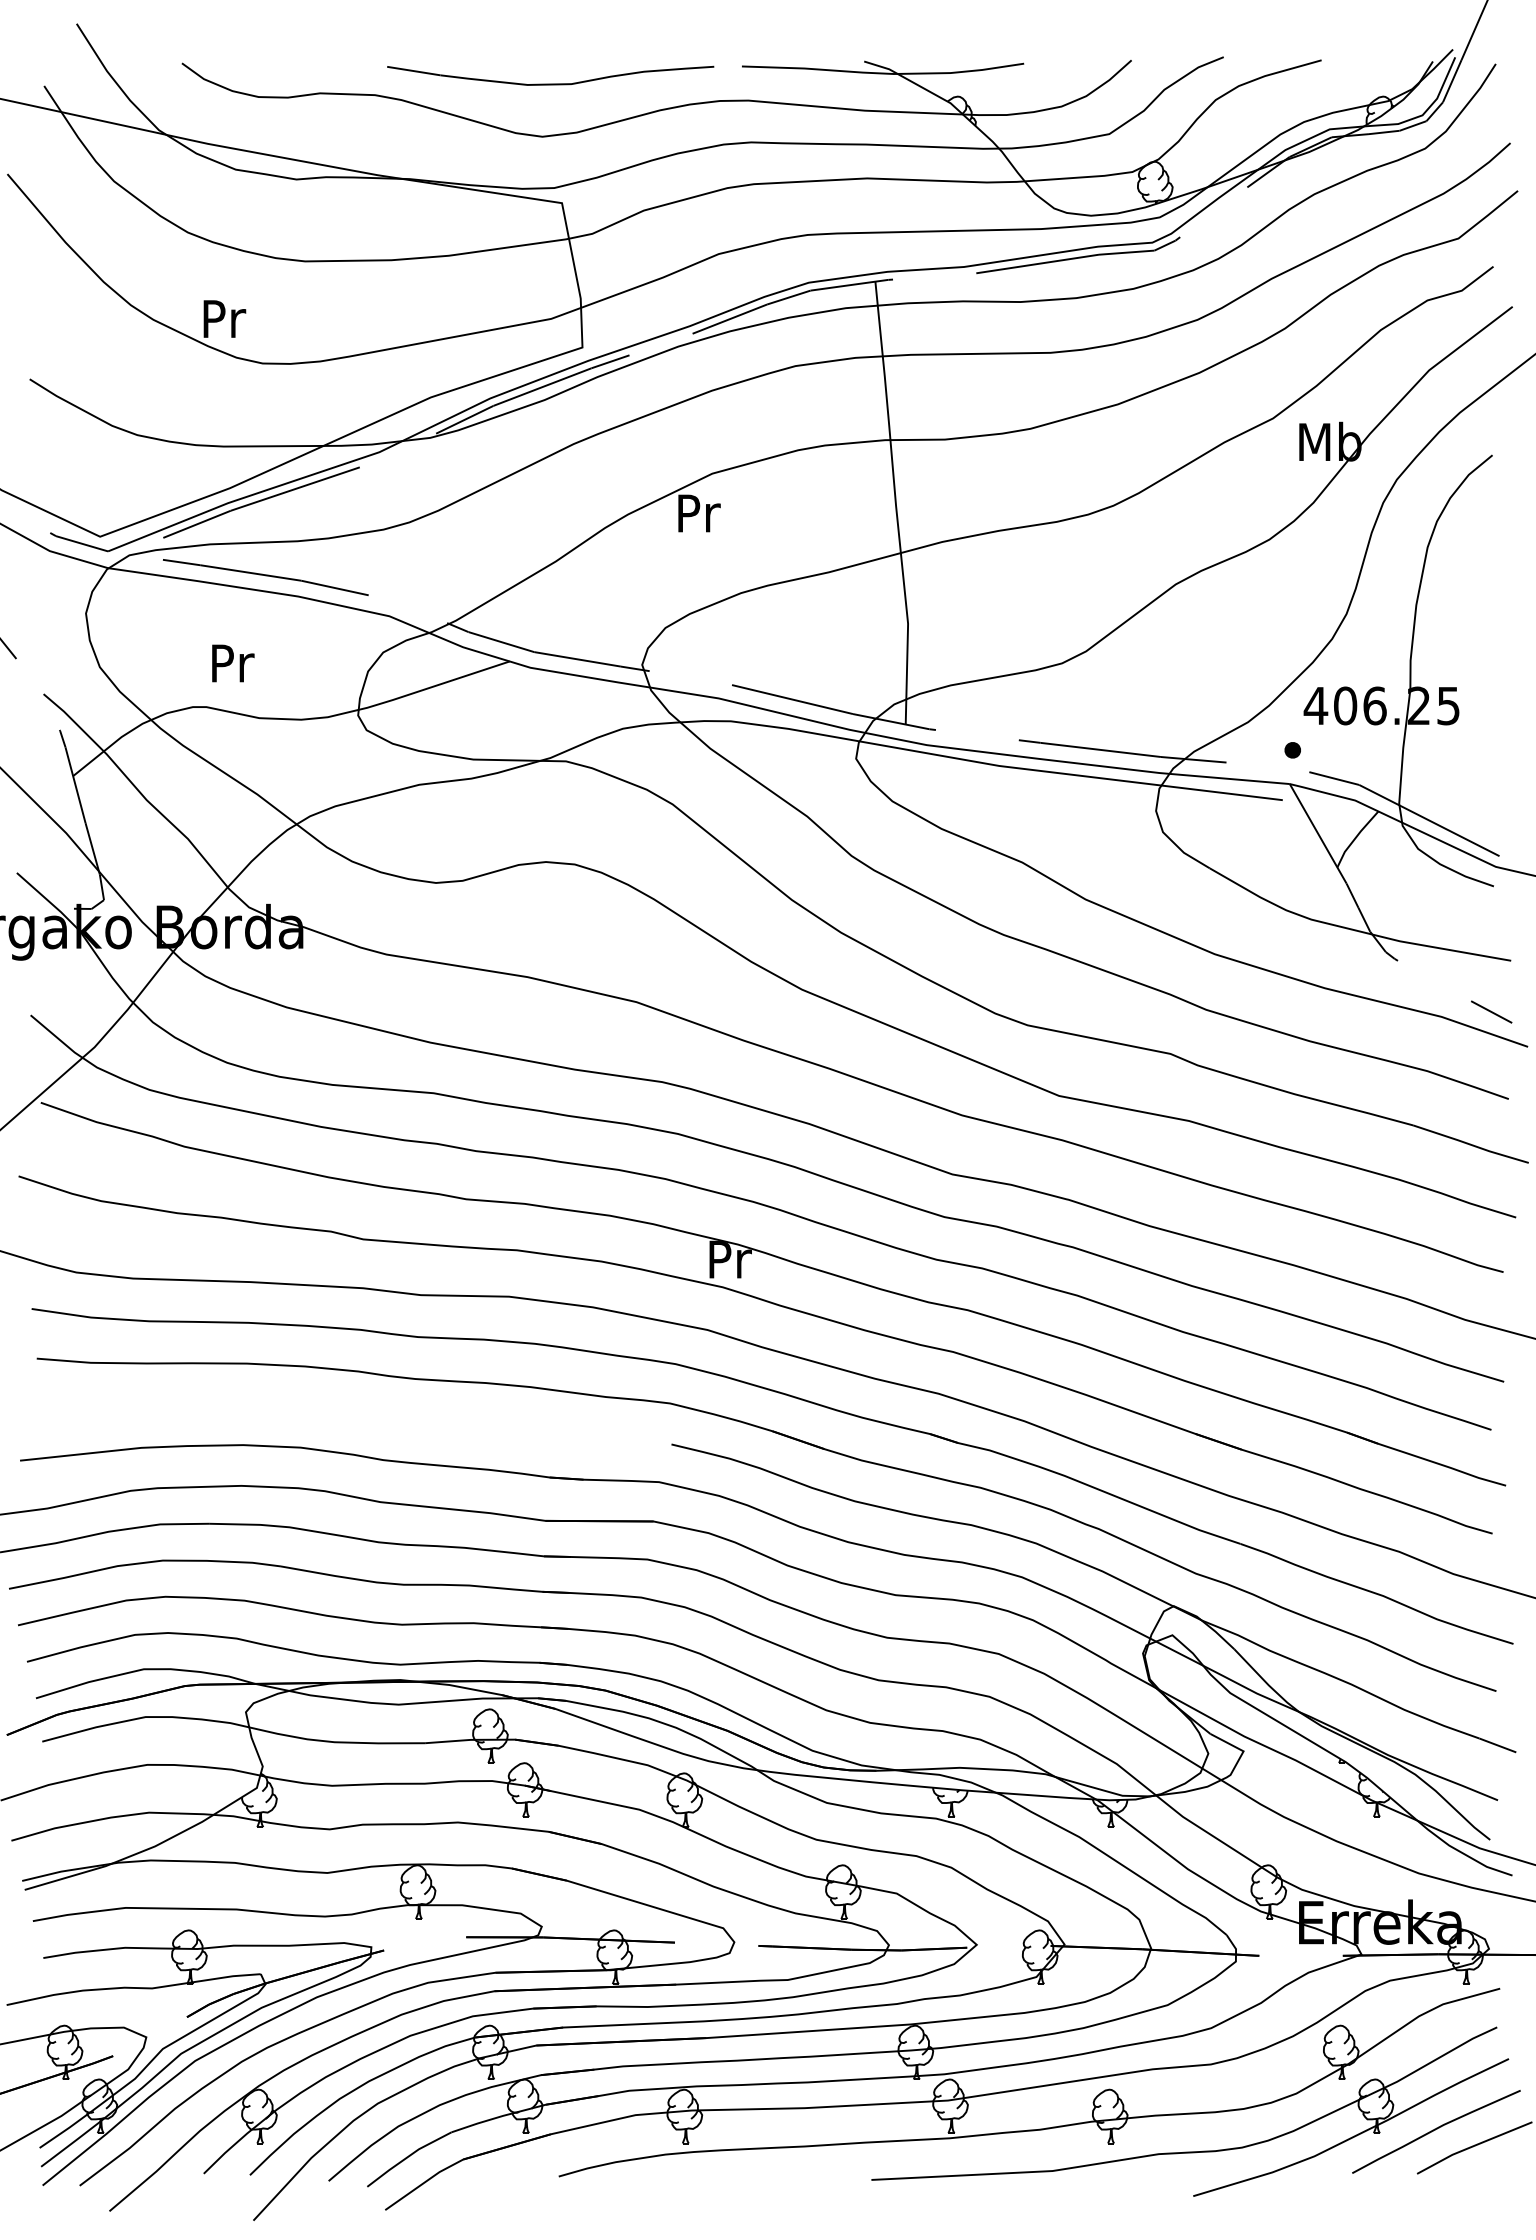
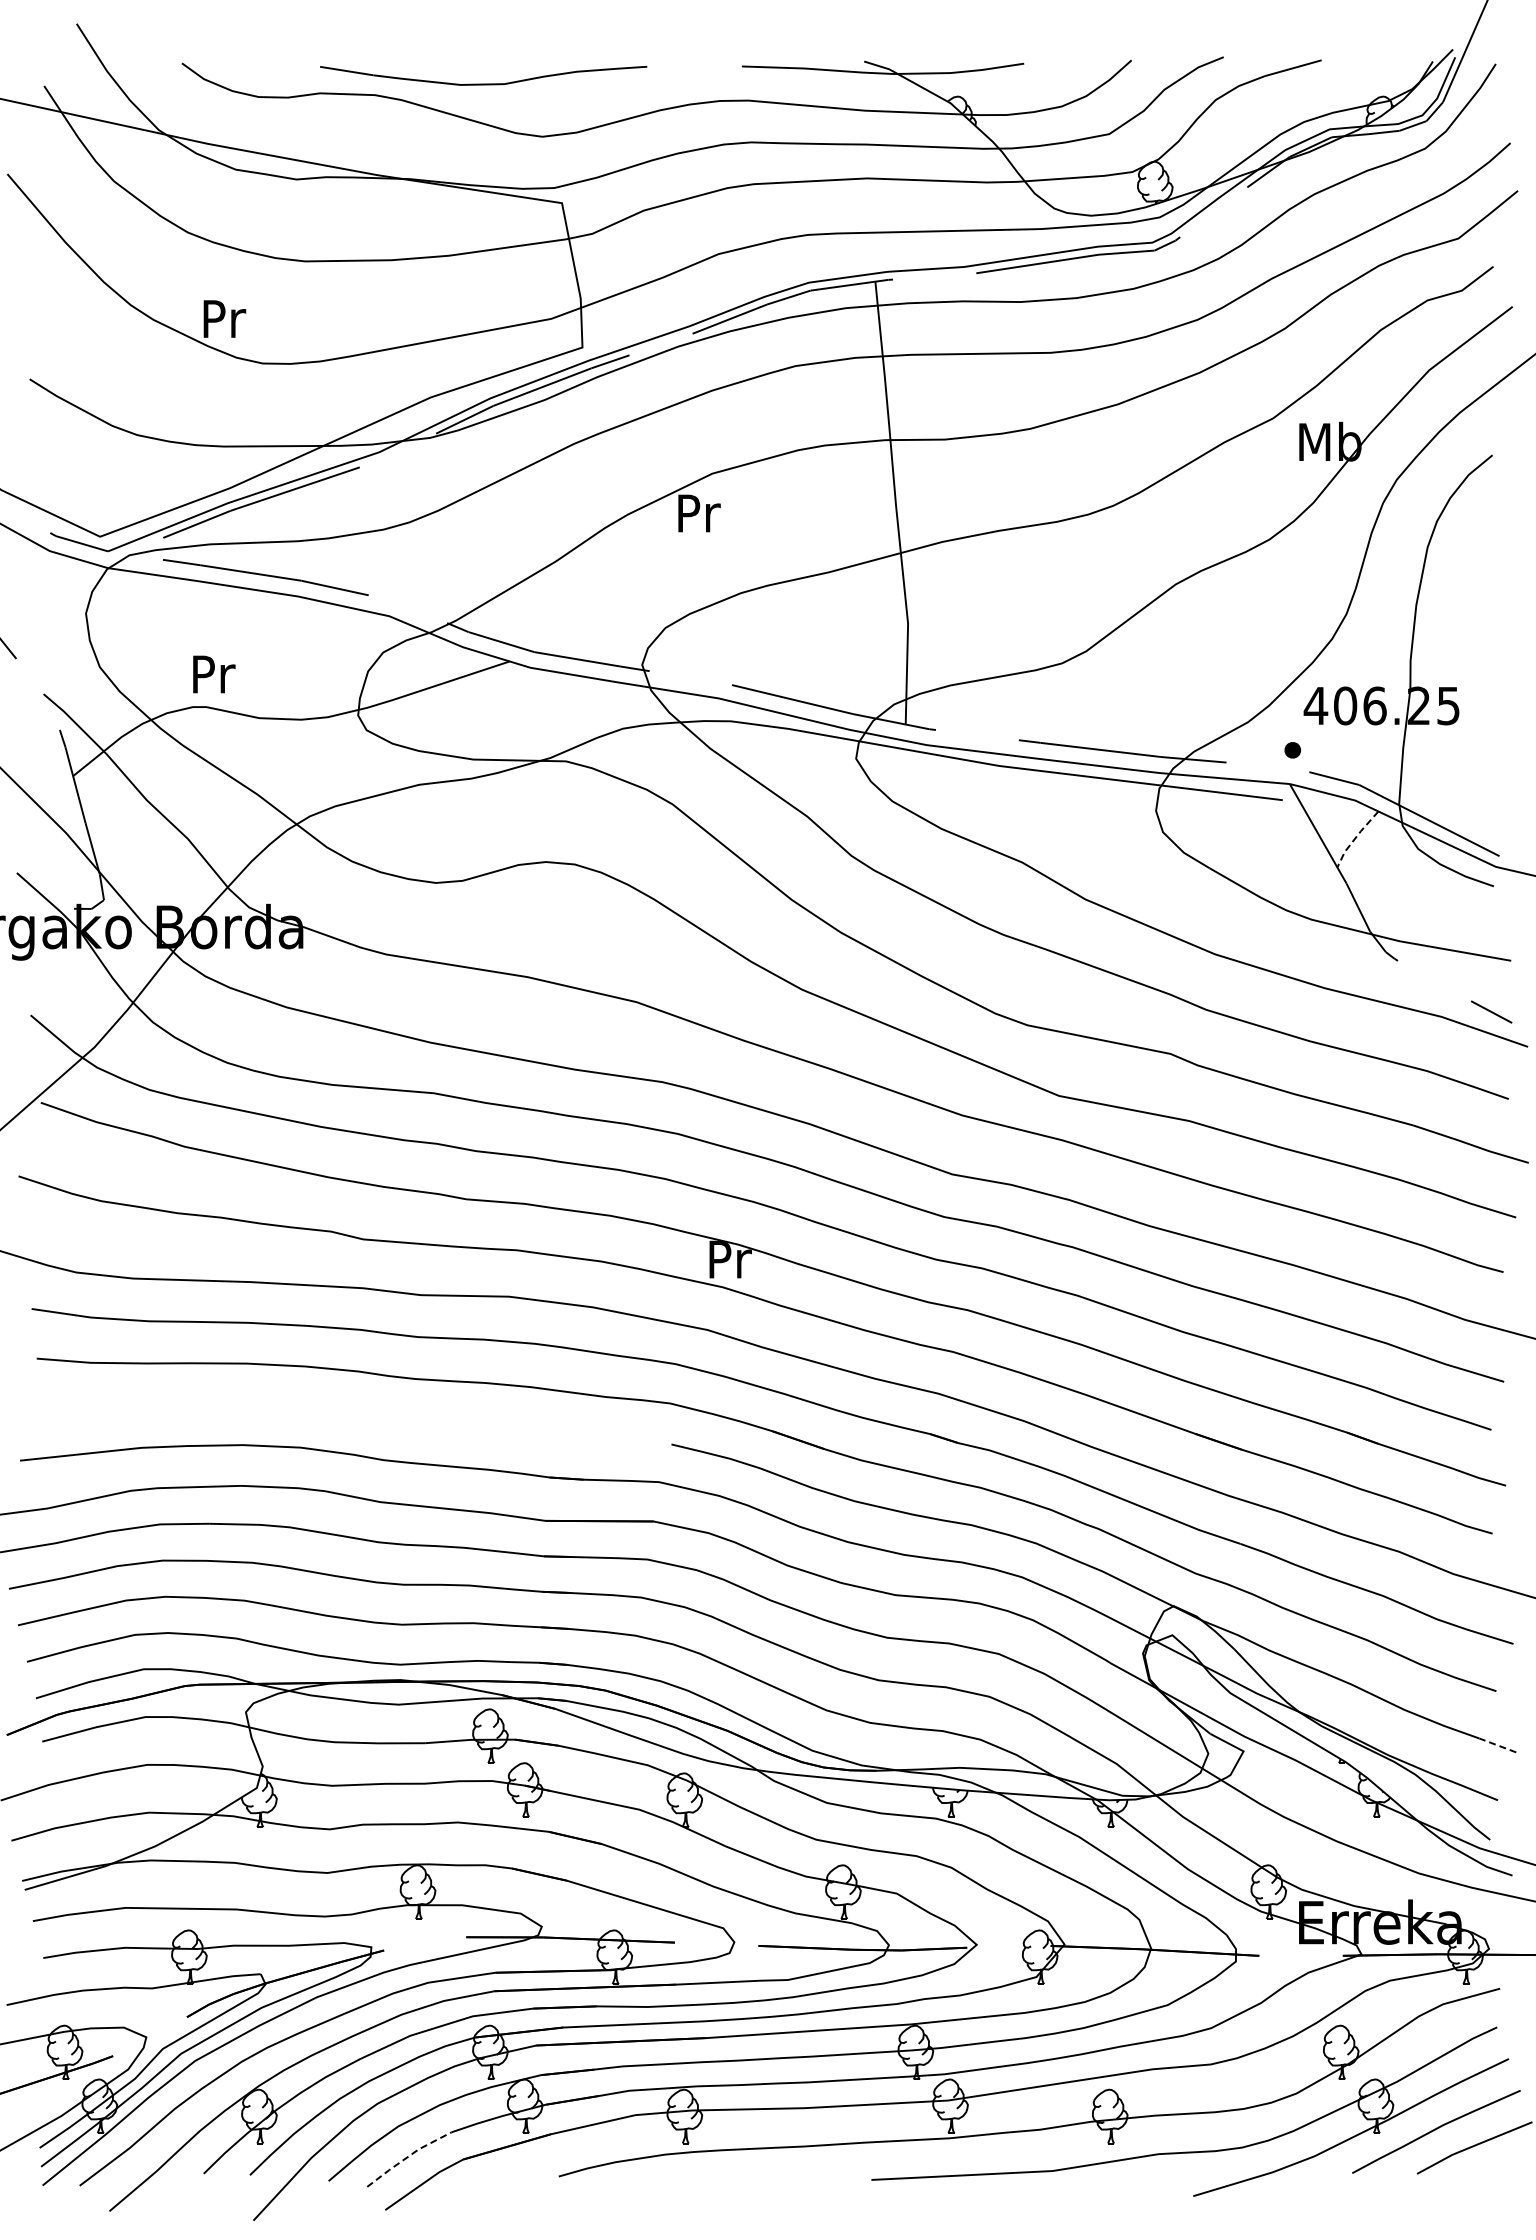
part position: (550, 83) -> (483, 83) (483, 83)
text position: (233, 663) -> (214, 674) (214, 674)
line: solid -> dashed (1355, 838)
line: solid -> dashed (1497, 1745)
line: solid -> dashed (407, 2157)
